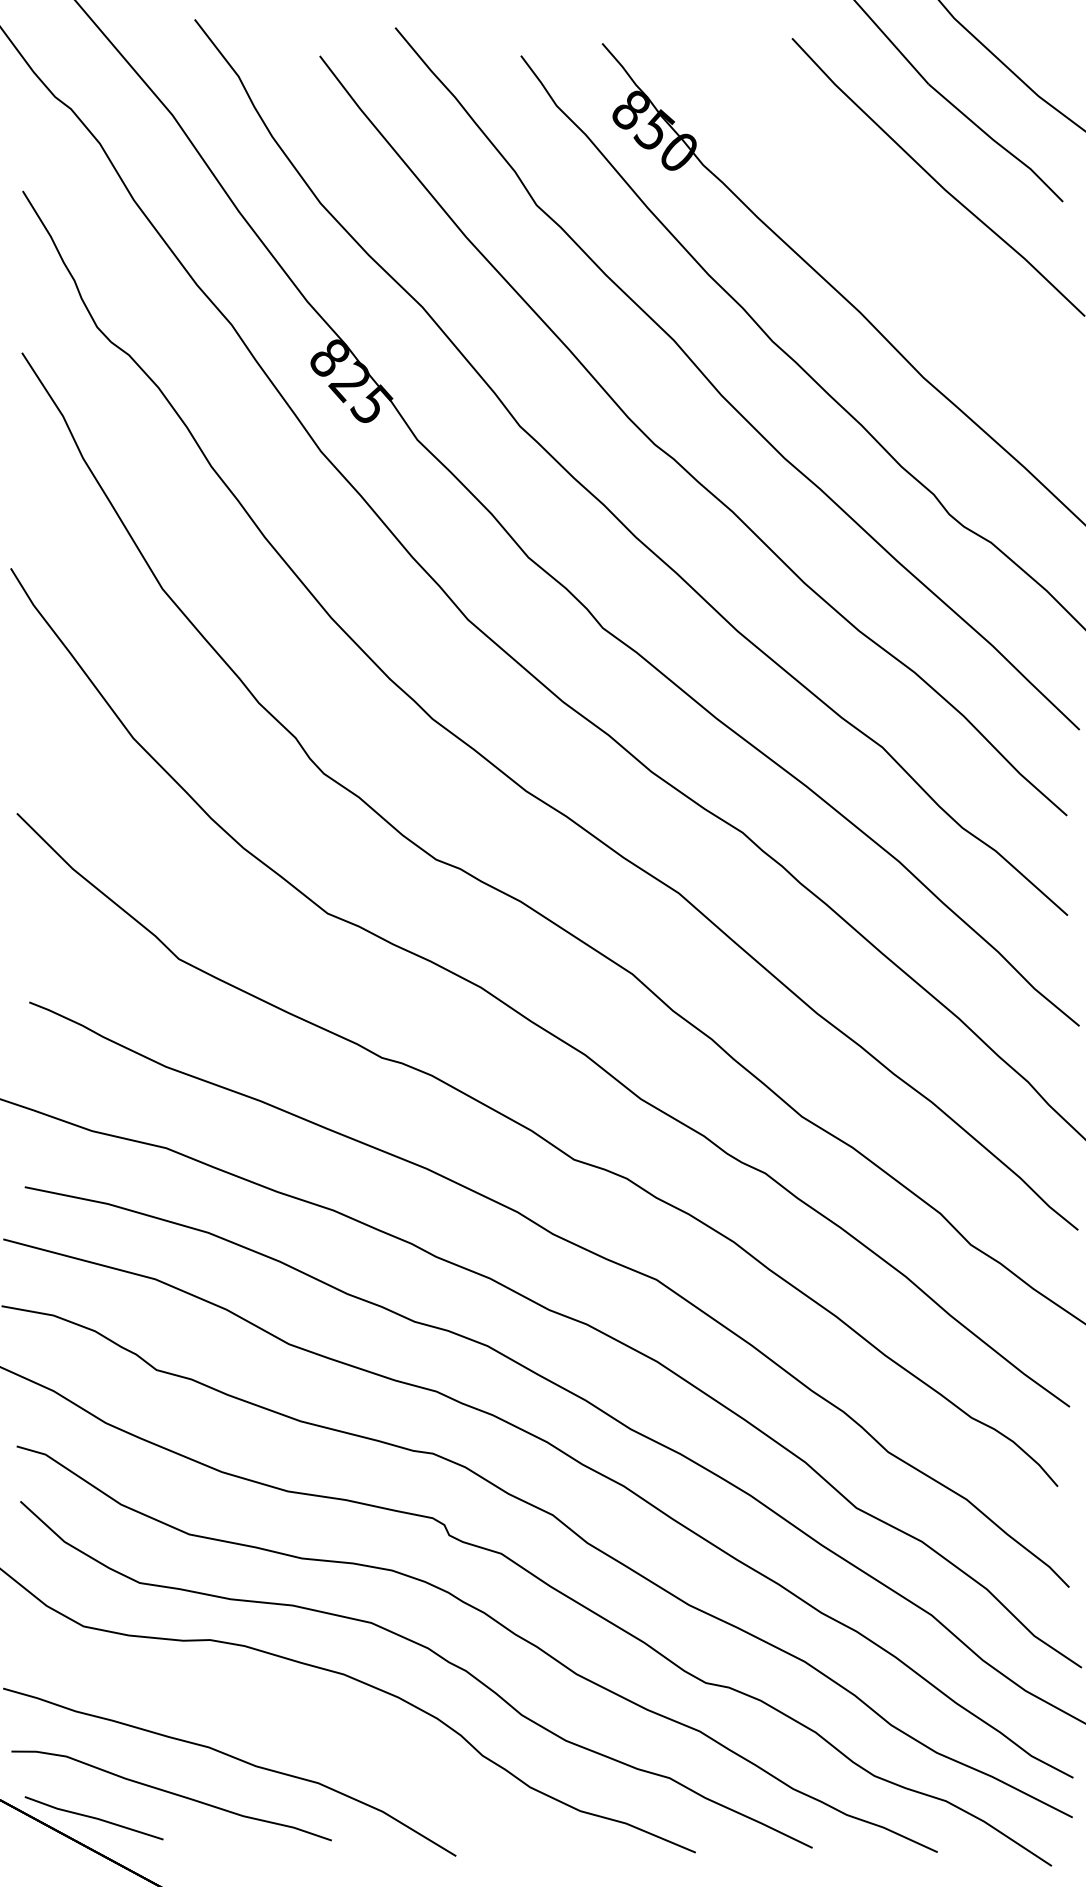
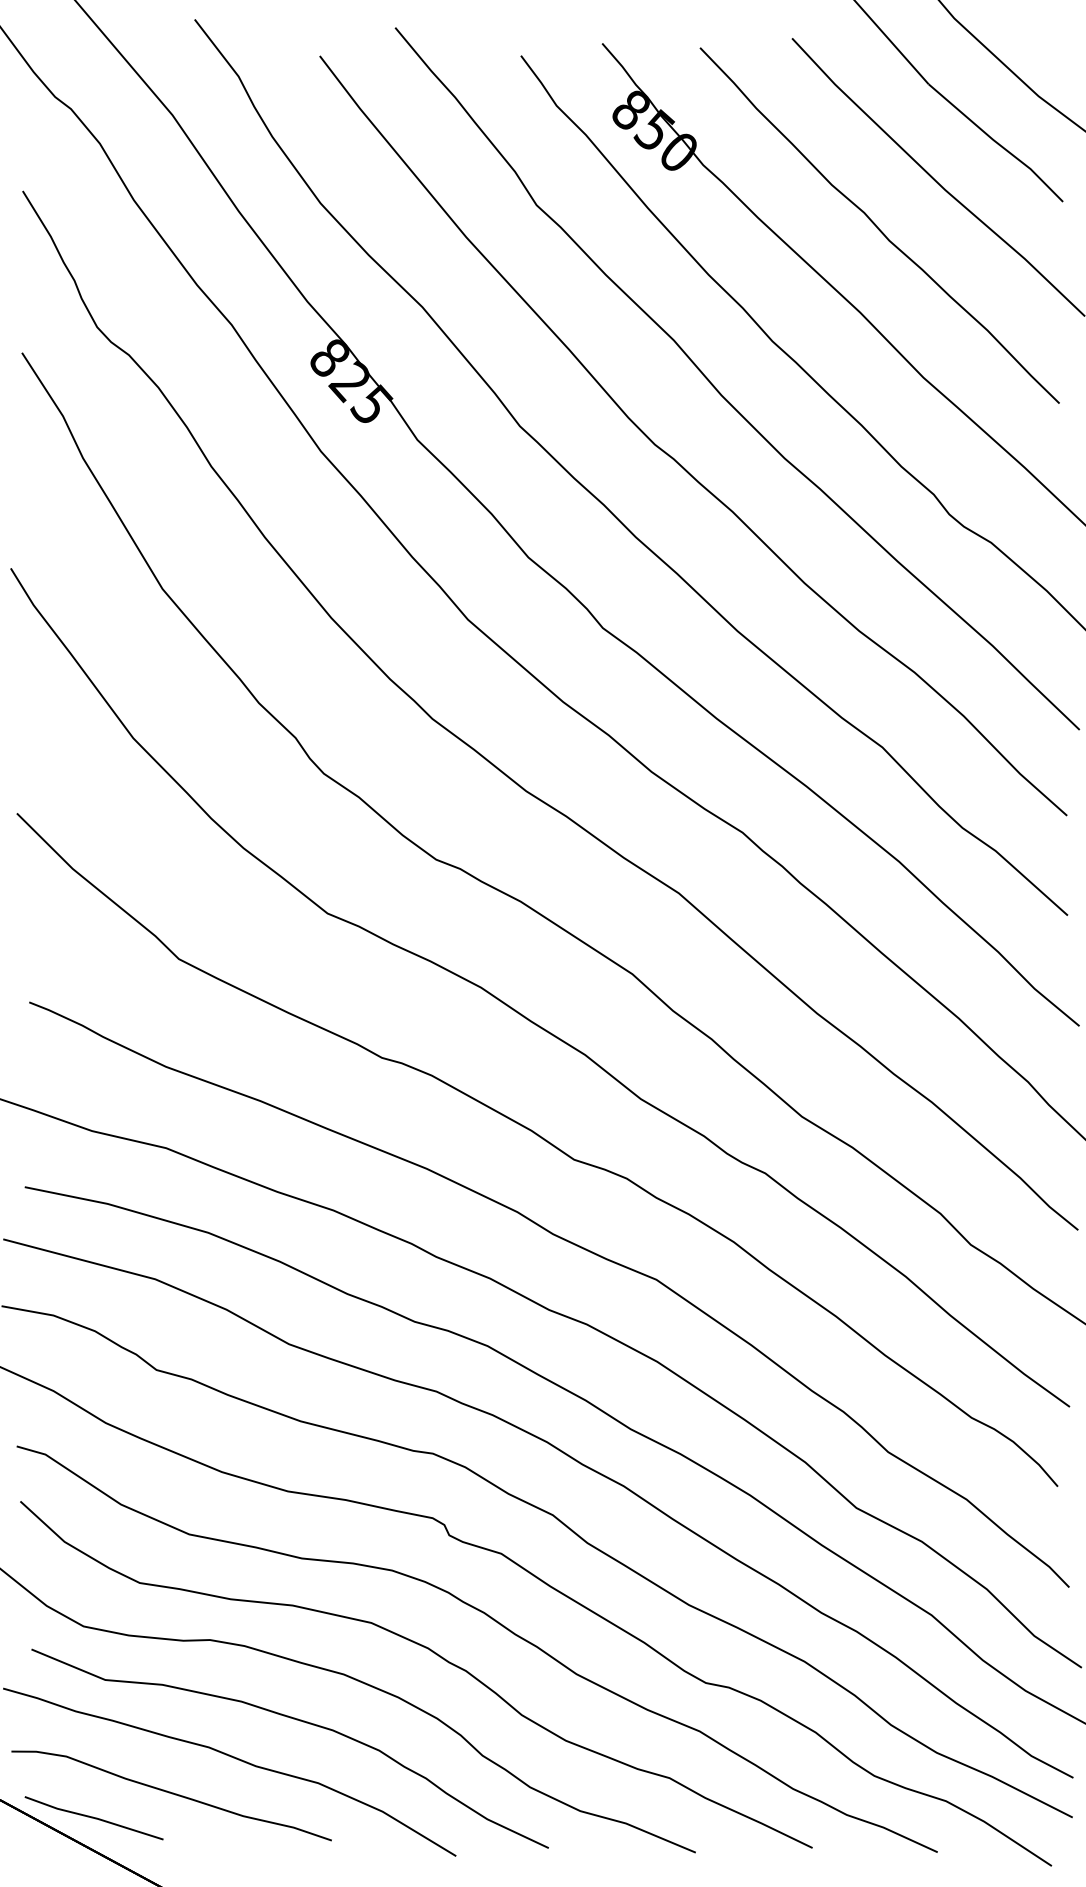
curve: none -> present (877, 226)
part: none -> present (299, 1721)
